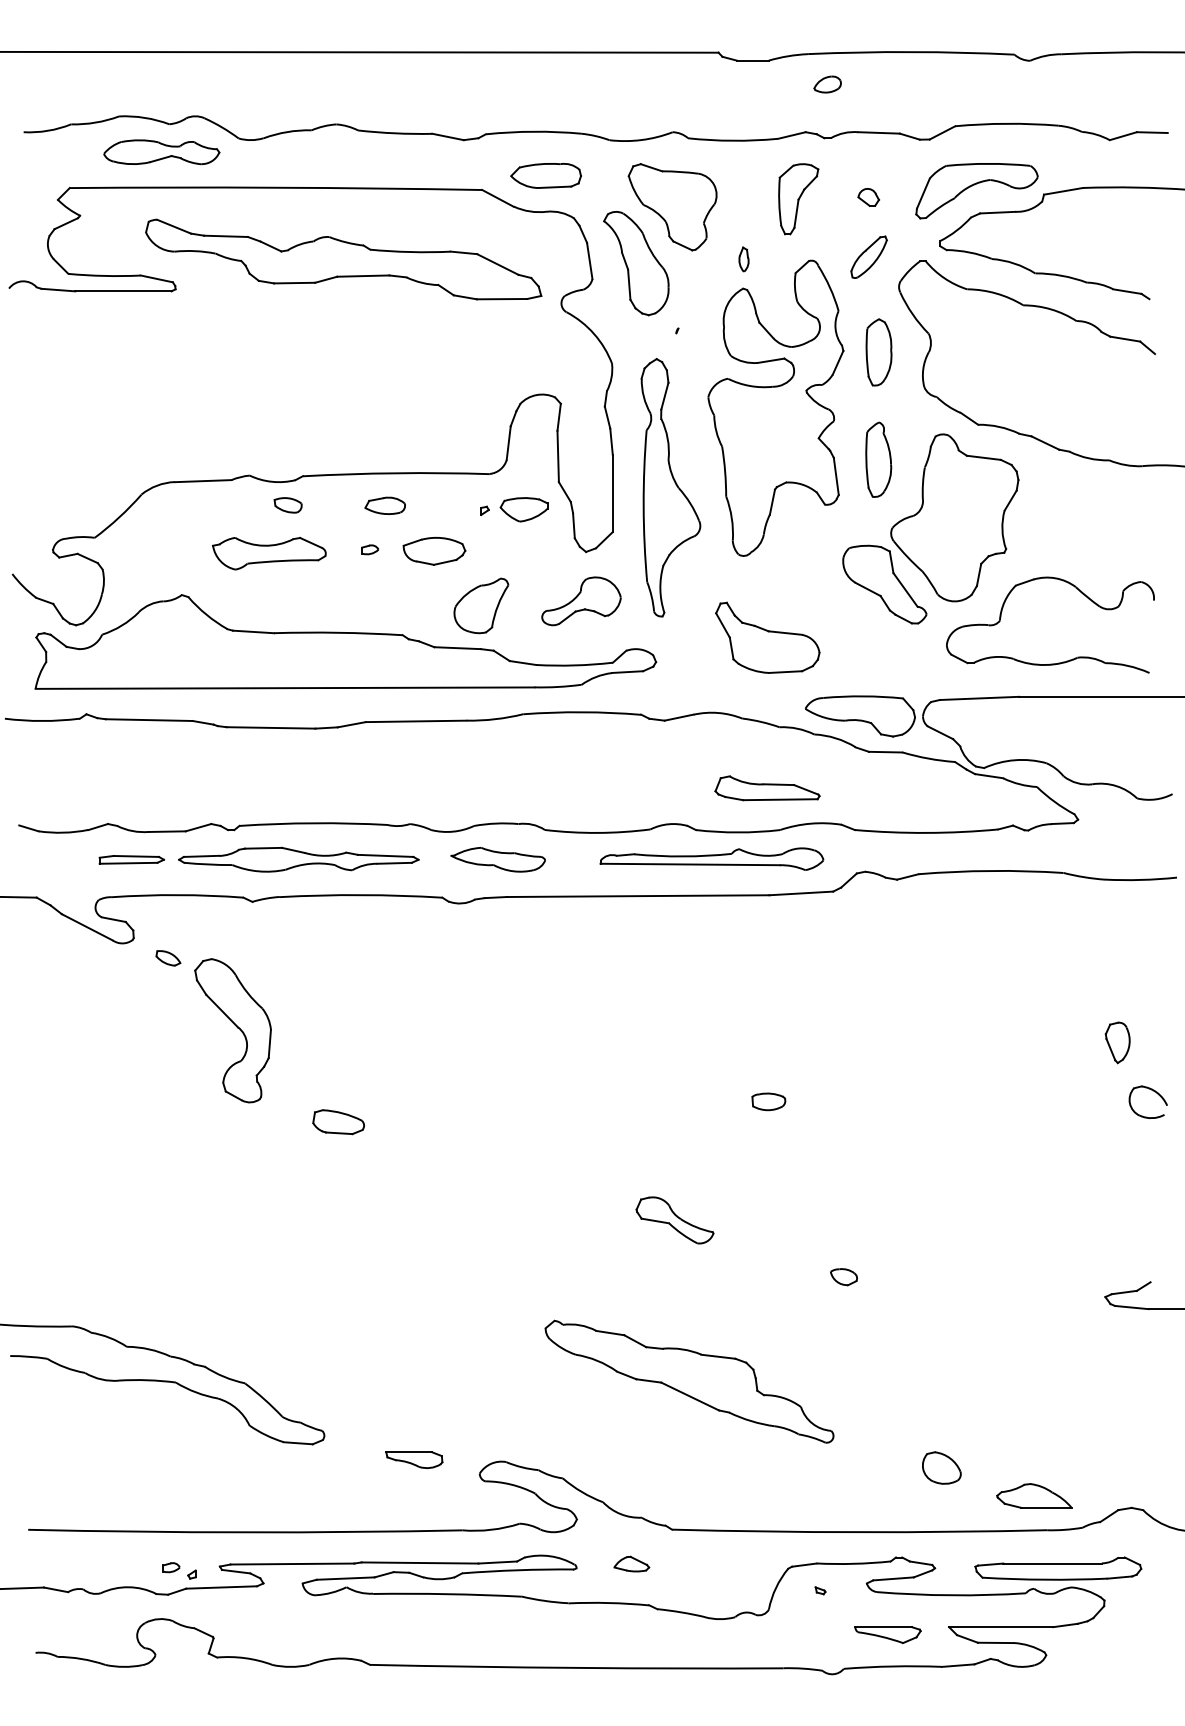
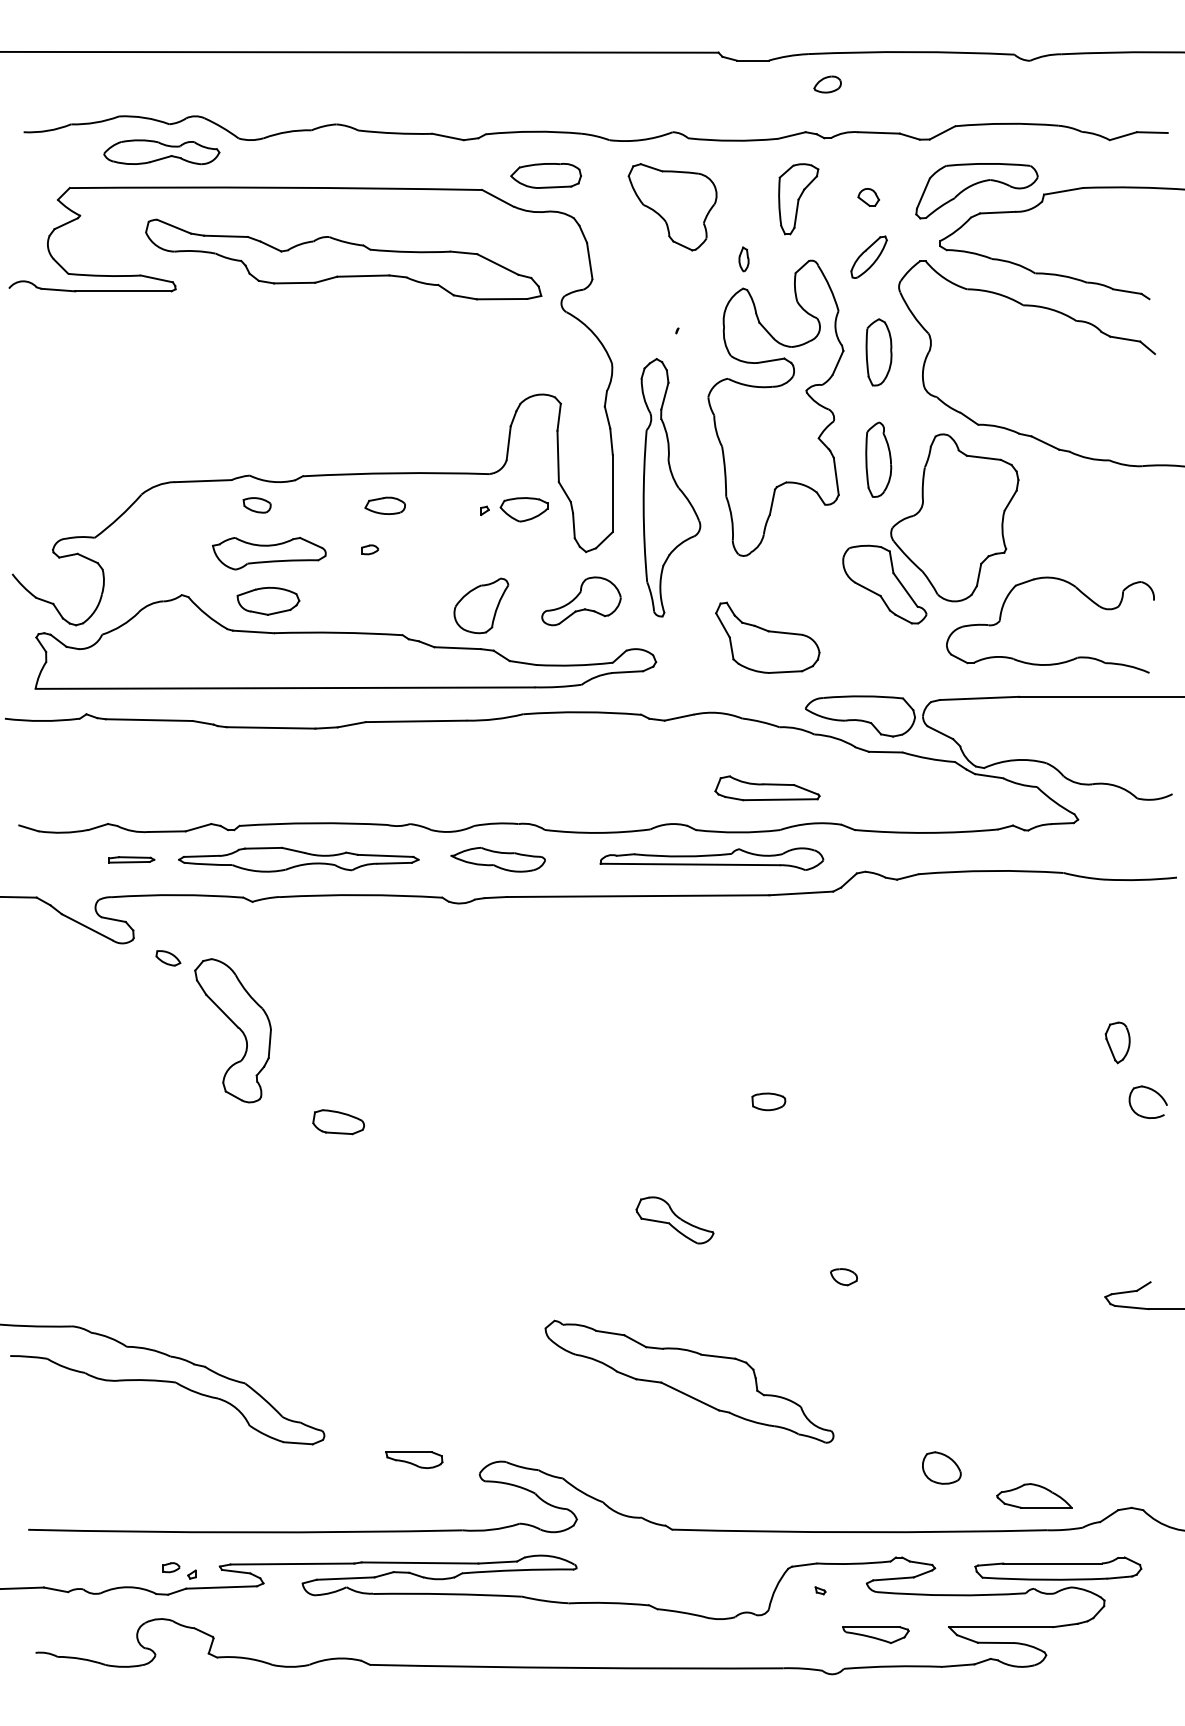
part: present -> none (636, 263)
part position: (287, 505) -> (256, 505) (256, 505)
part position: (434, 550) -> (268, 600) (268, 600)
part size: 67x10 px -> 48x8 px (131, 859)
part: present -> none (631, 1563)
part position: (887, 1634) -> (875, 1634) (875, 1634)
